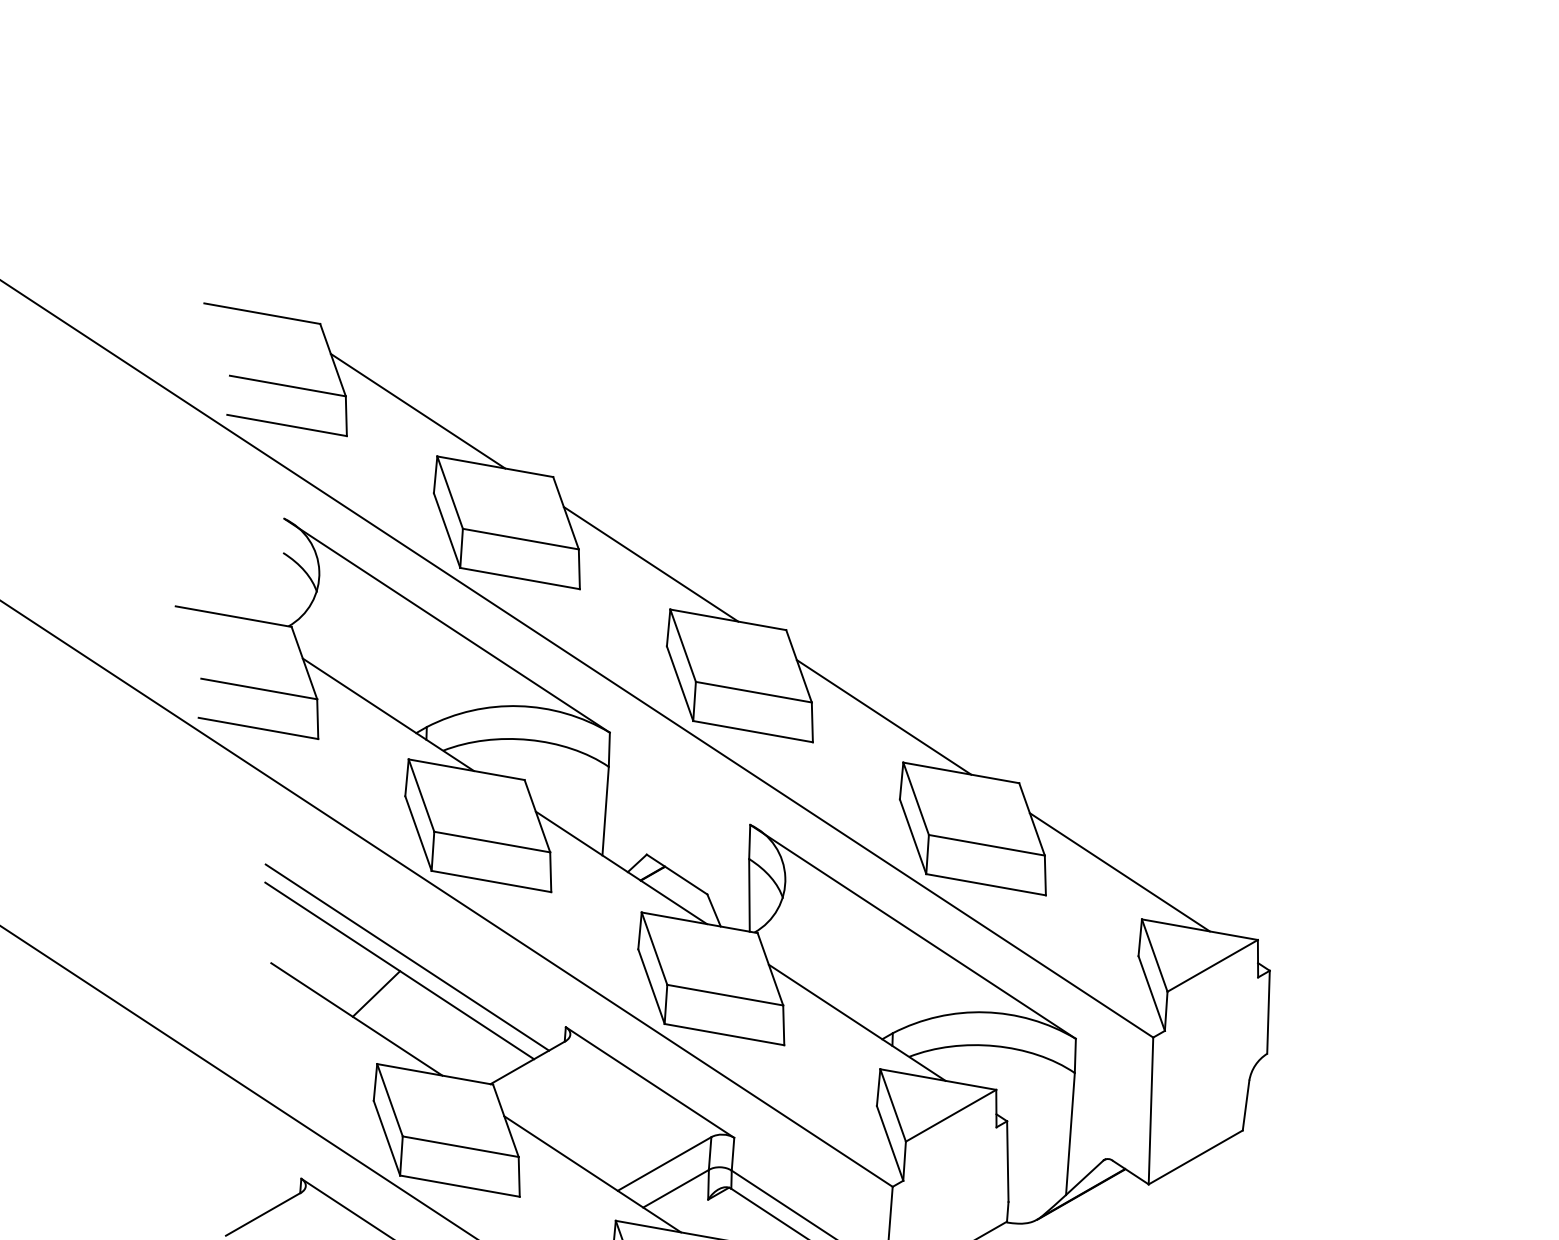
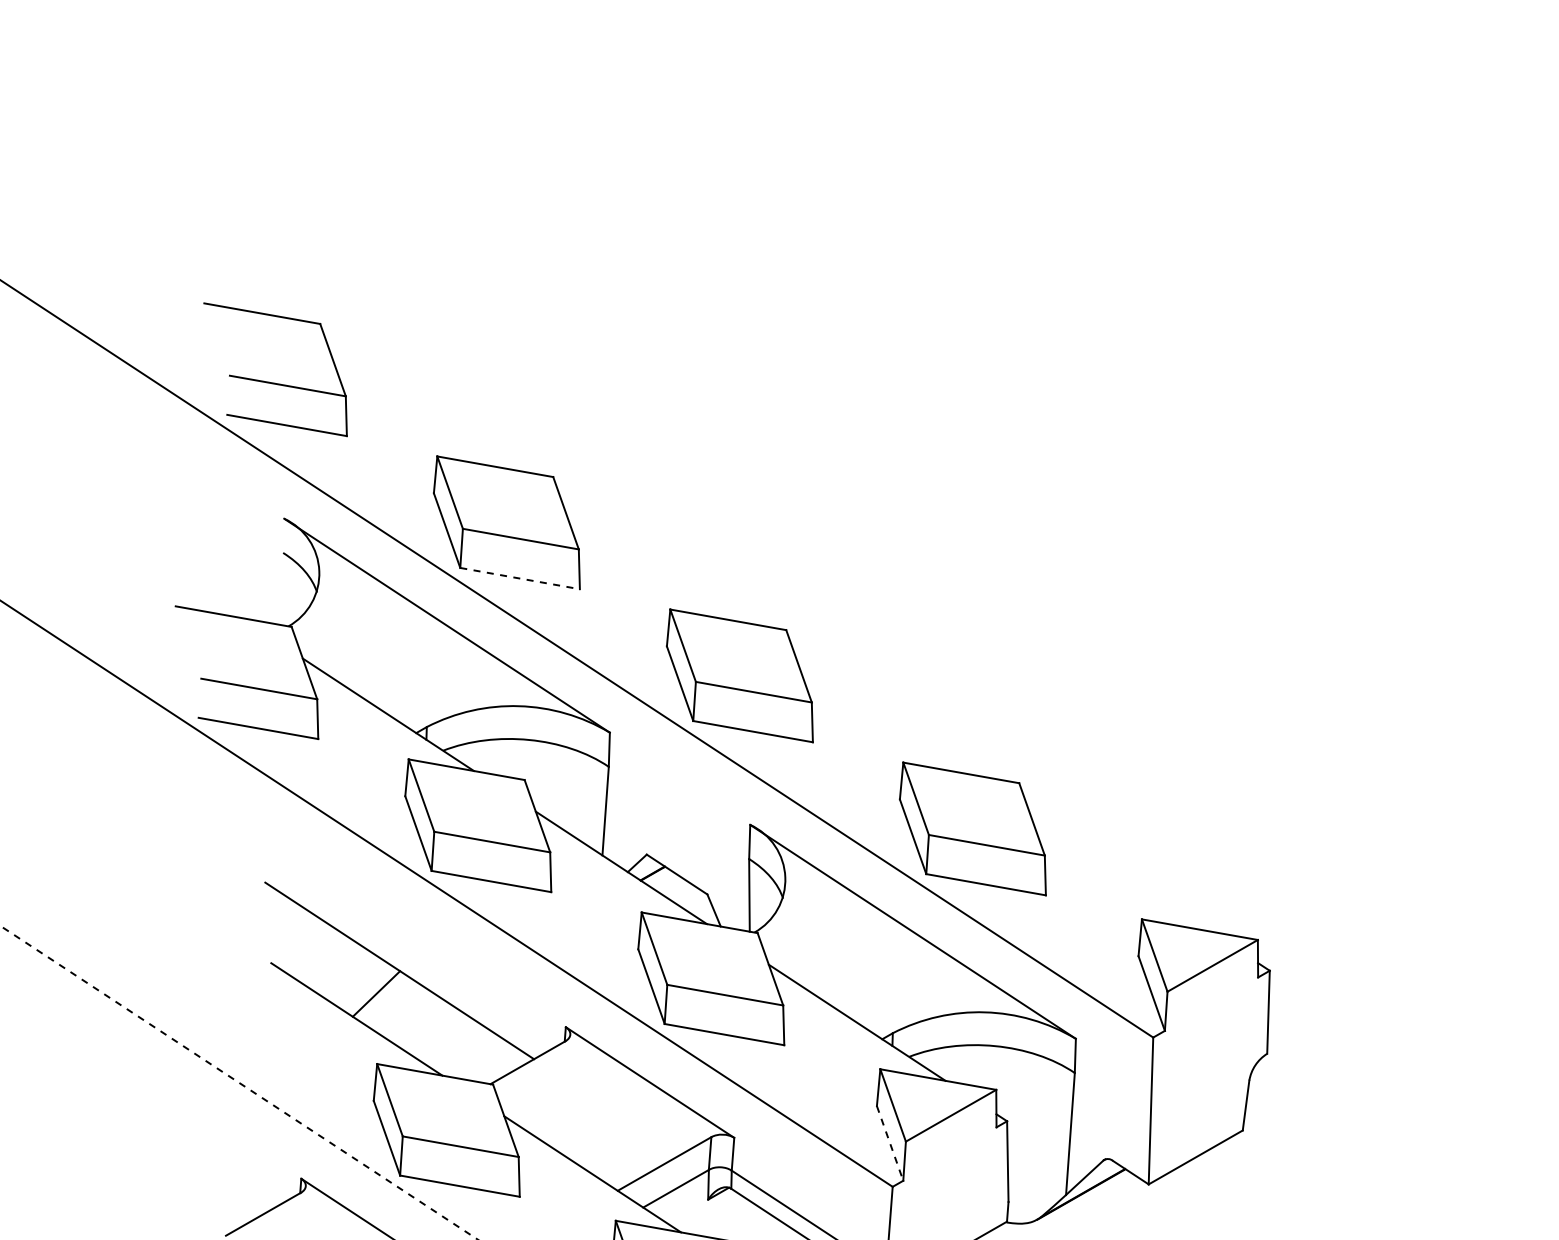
line: present -> none (417, 410)
line: present -> none (650, 564)
line: solid -> dashed (520, 578)
line: present -> none (883, 717)
line: present -> none (1119, 872)
line: present -> none (407, 957)
line: solid -> dashed (238, 1082)
line: solid -> dashed (890, 1143)
